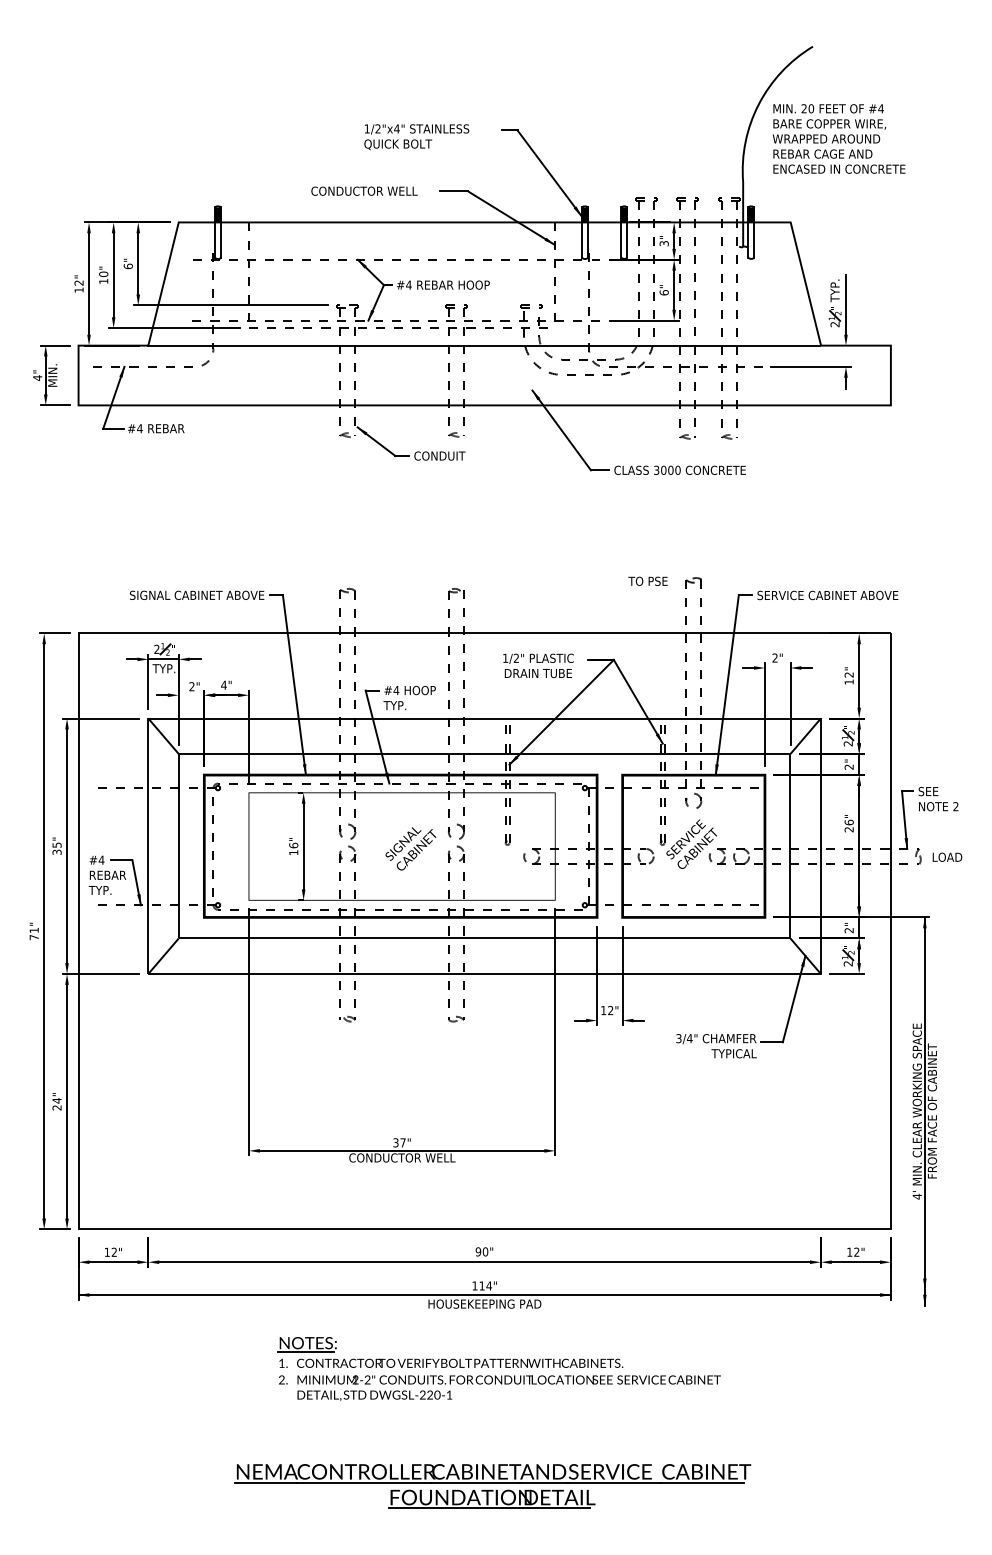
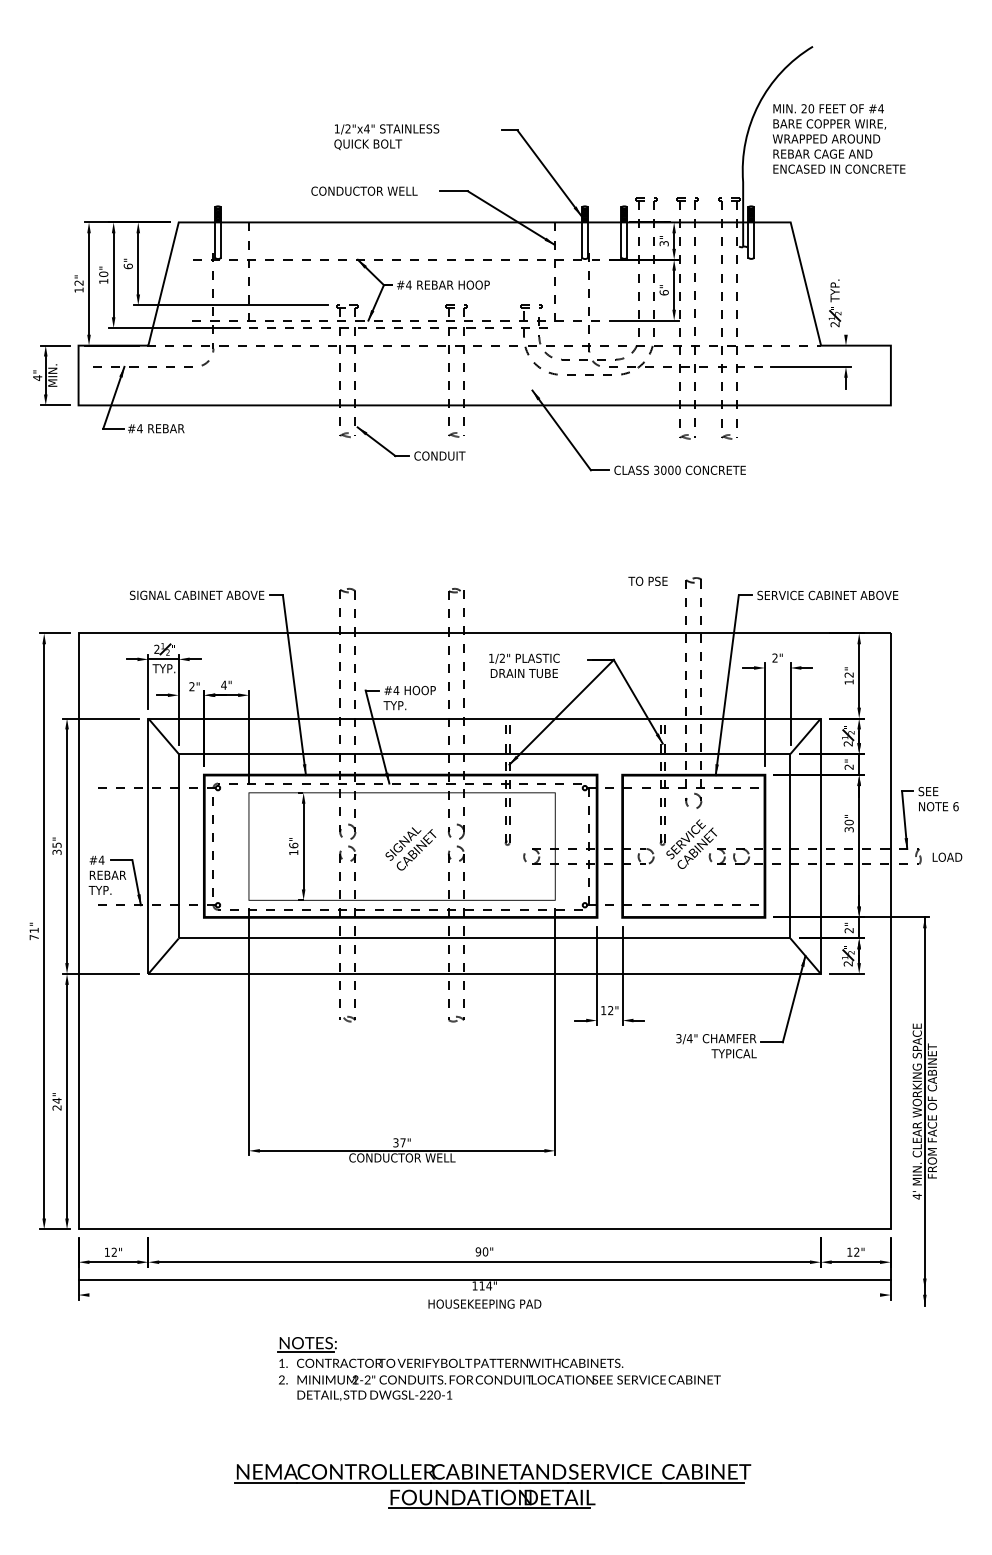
text position: (416, 137) -> (386, 137) (386, 137)
line: present -> none (845, 304)
line: solid -> dashed (484, 345)
text position: (538, 665) -> (524, 665) (524, 665)
text: 2 -> 6 (955, 806)
text: 26" -> 30" (848, 825)
line position: (484, 1295) -> (484, 1280) (484, 1280)
